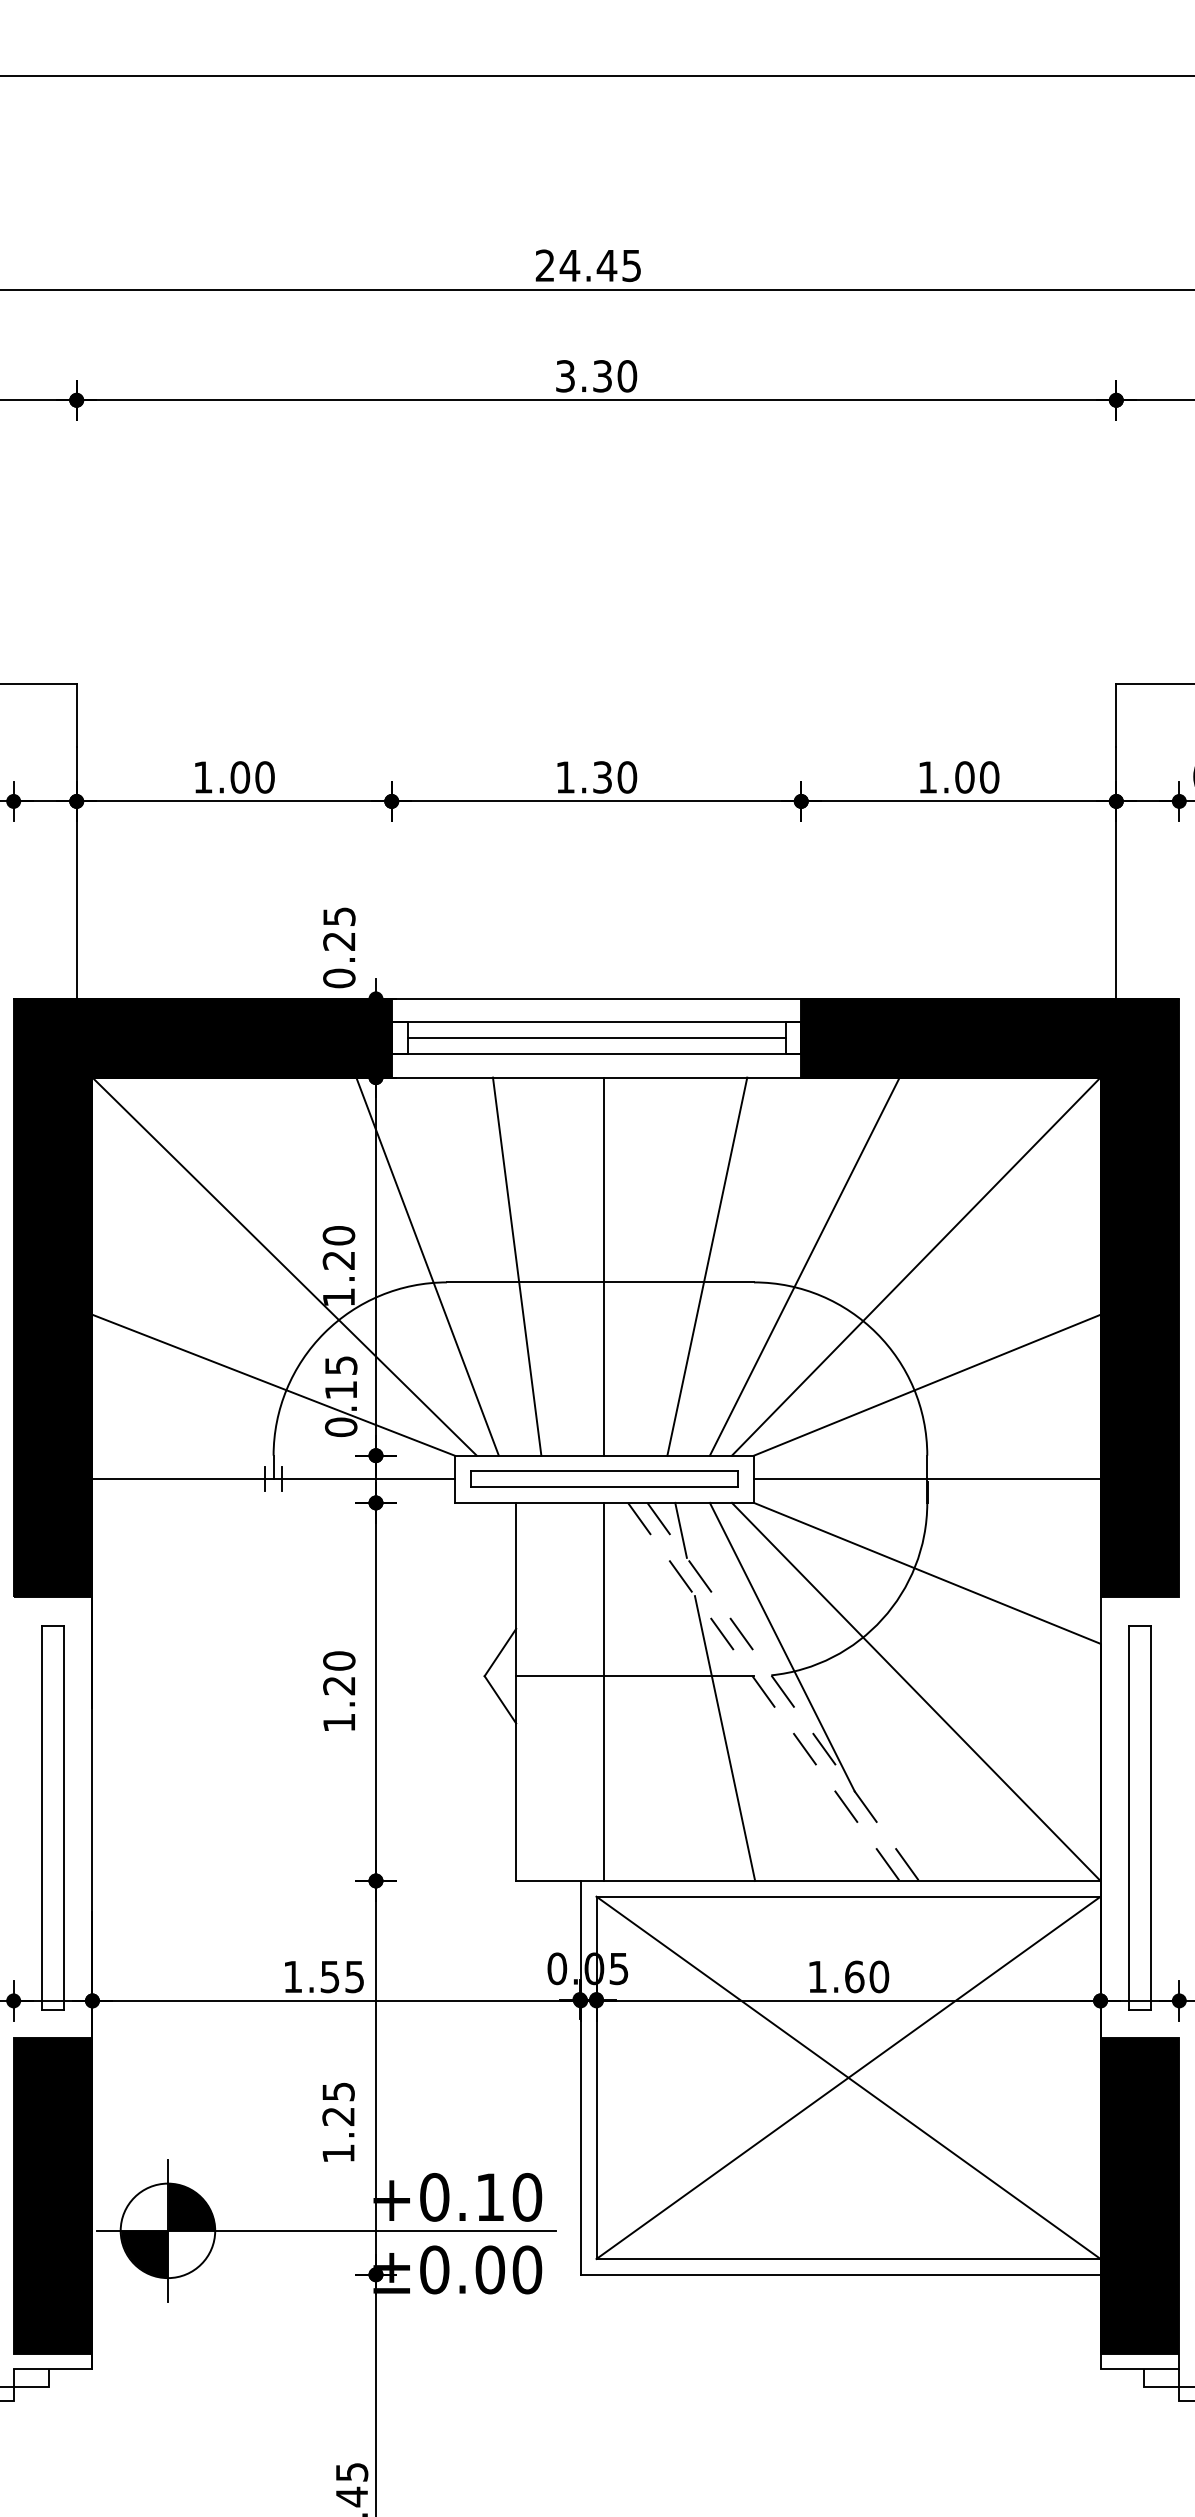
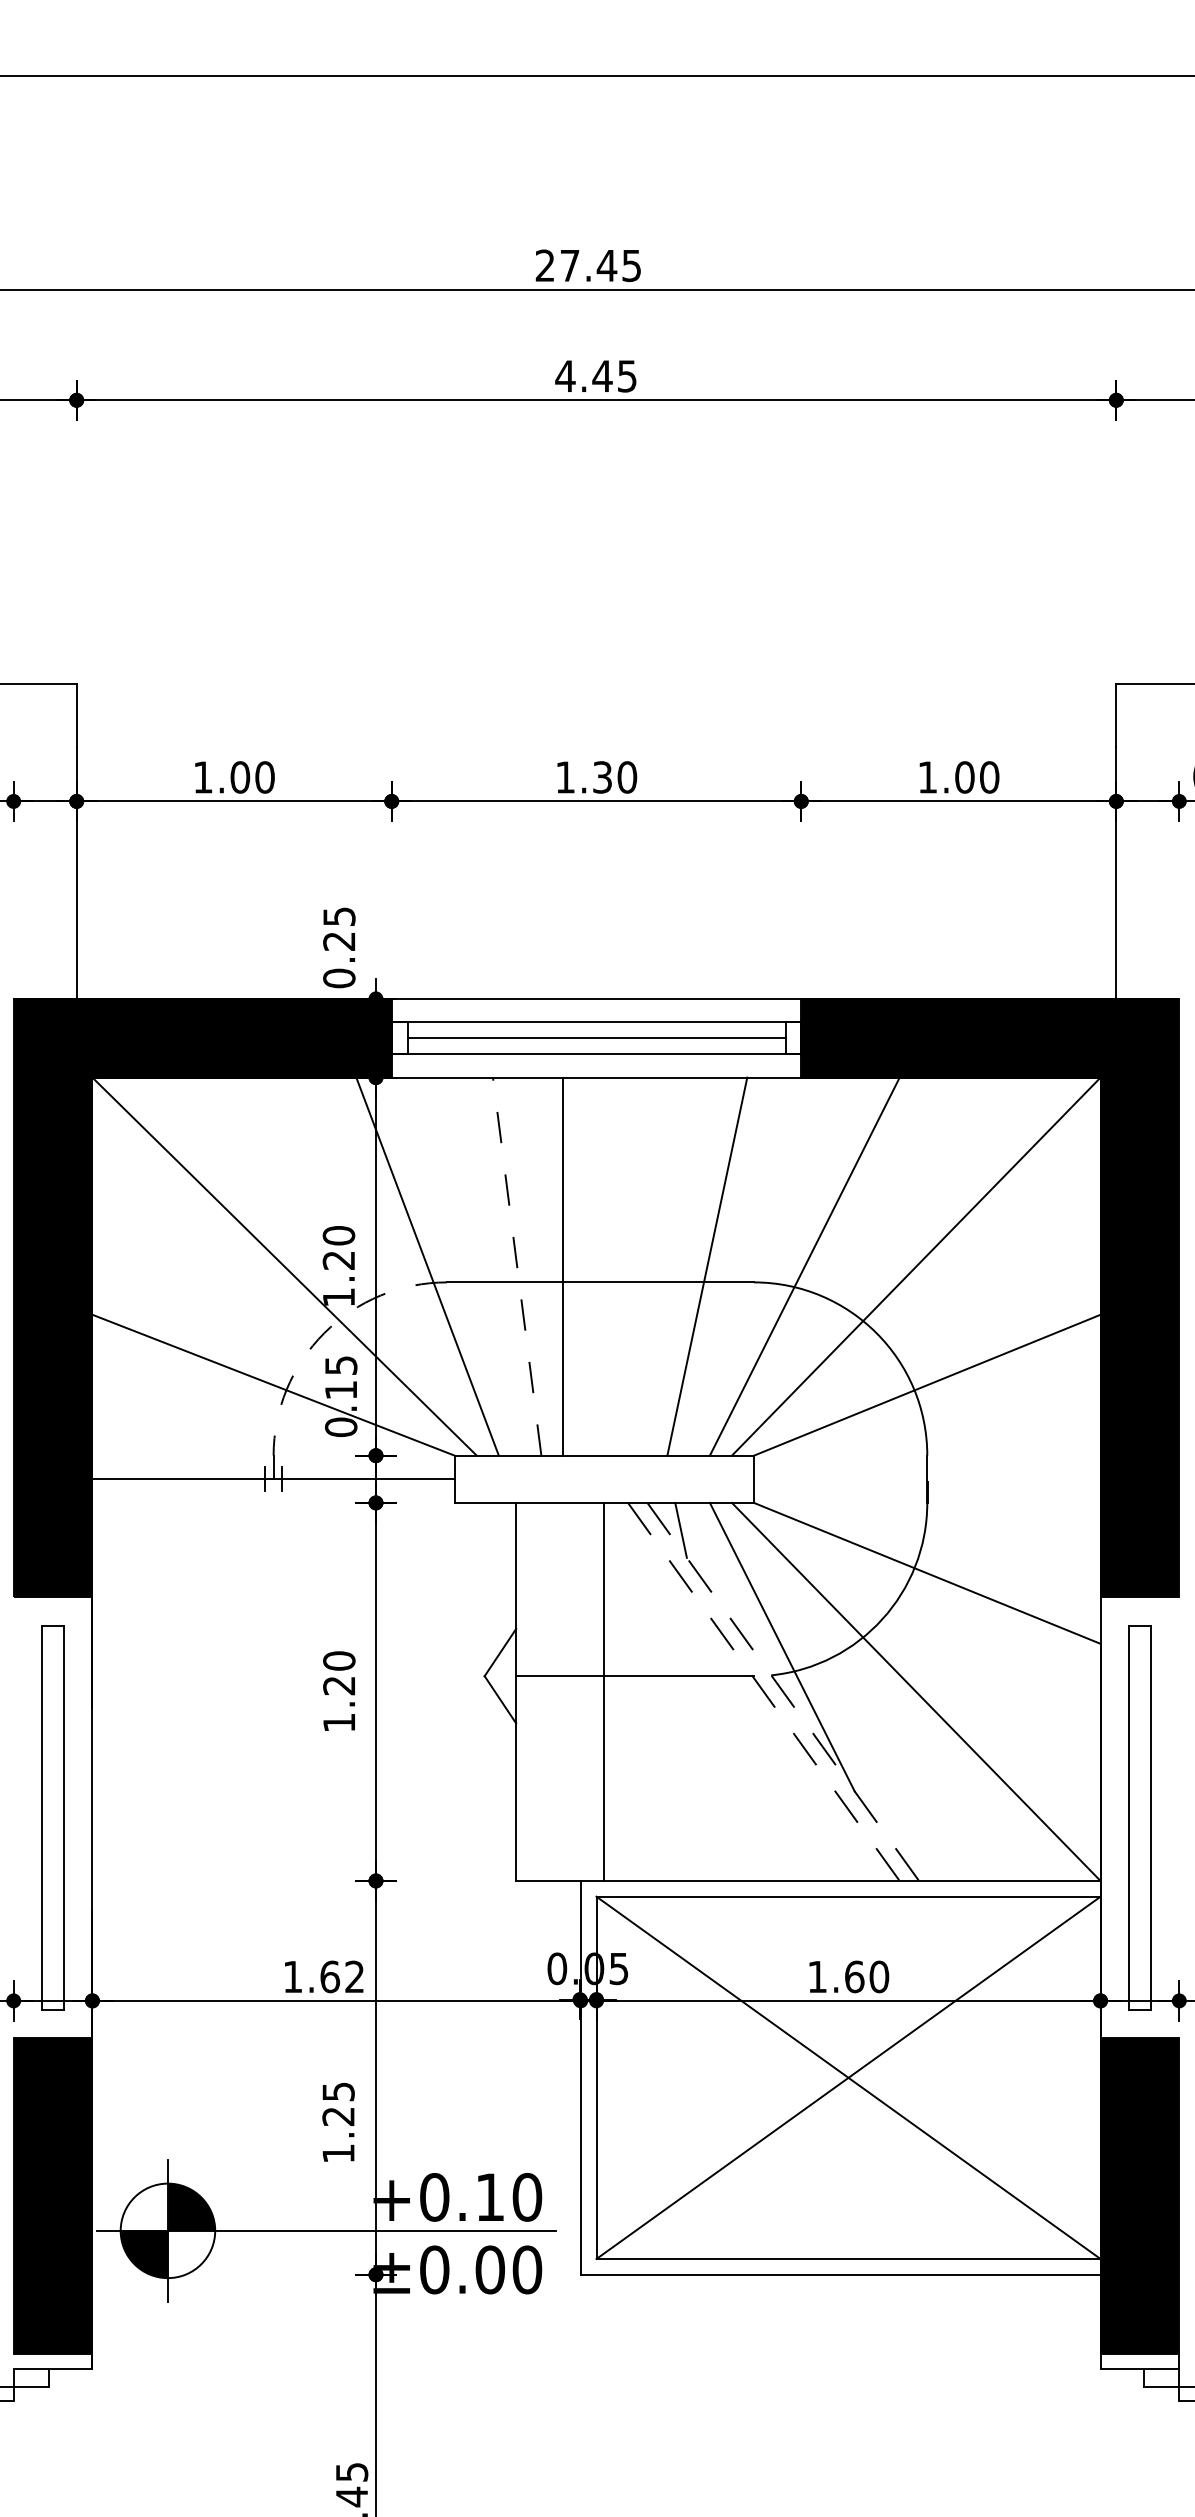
text: 24.45 -> 27.45 (569, 265)
text: 3.30 -> 4.45 (596, 376)
line: solid -> dashed (517, 1266)
line position: (604, 1266) -> (563, 1266) (563, 1266)
arc: solid -> dashed (324, 1333)
part: present -> none (604, 1478)
line: present -> none (927, 1479)
line: present -> none (724, 1738)
text: 1.55 -> 1.62 (341, 1976)
